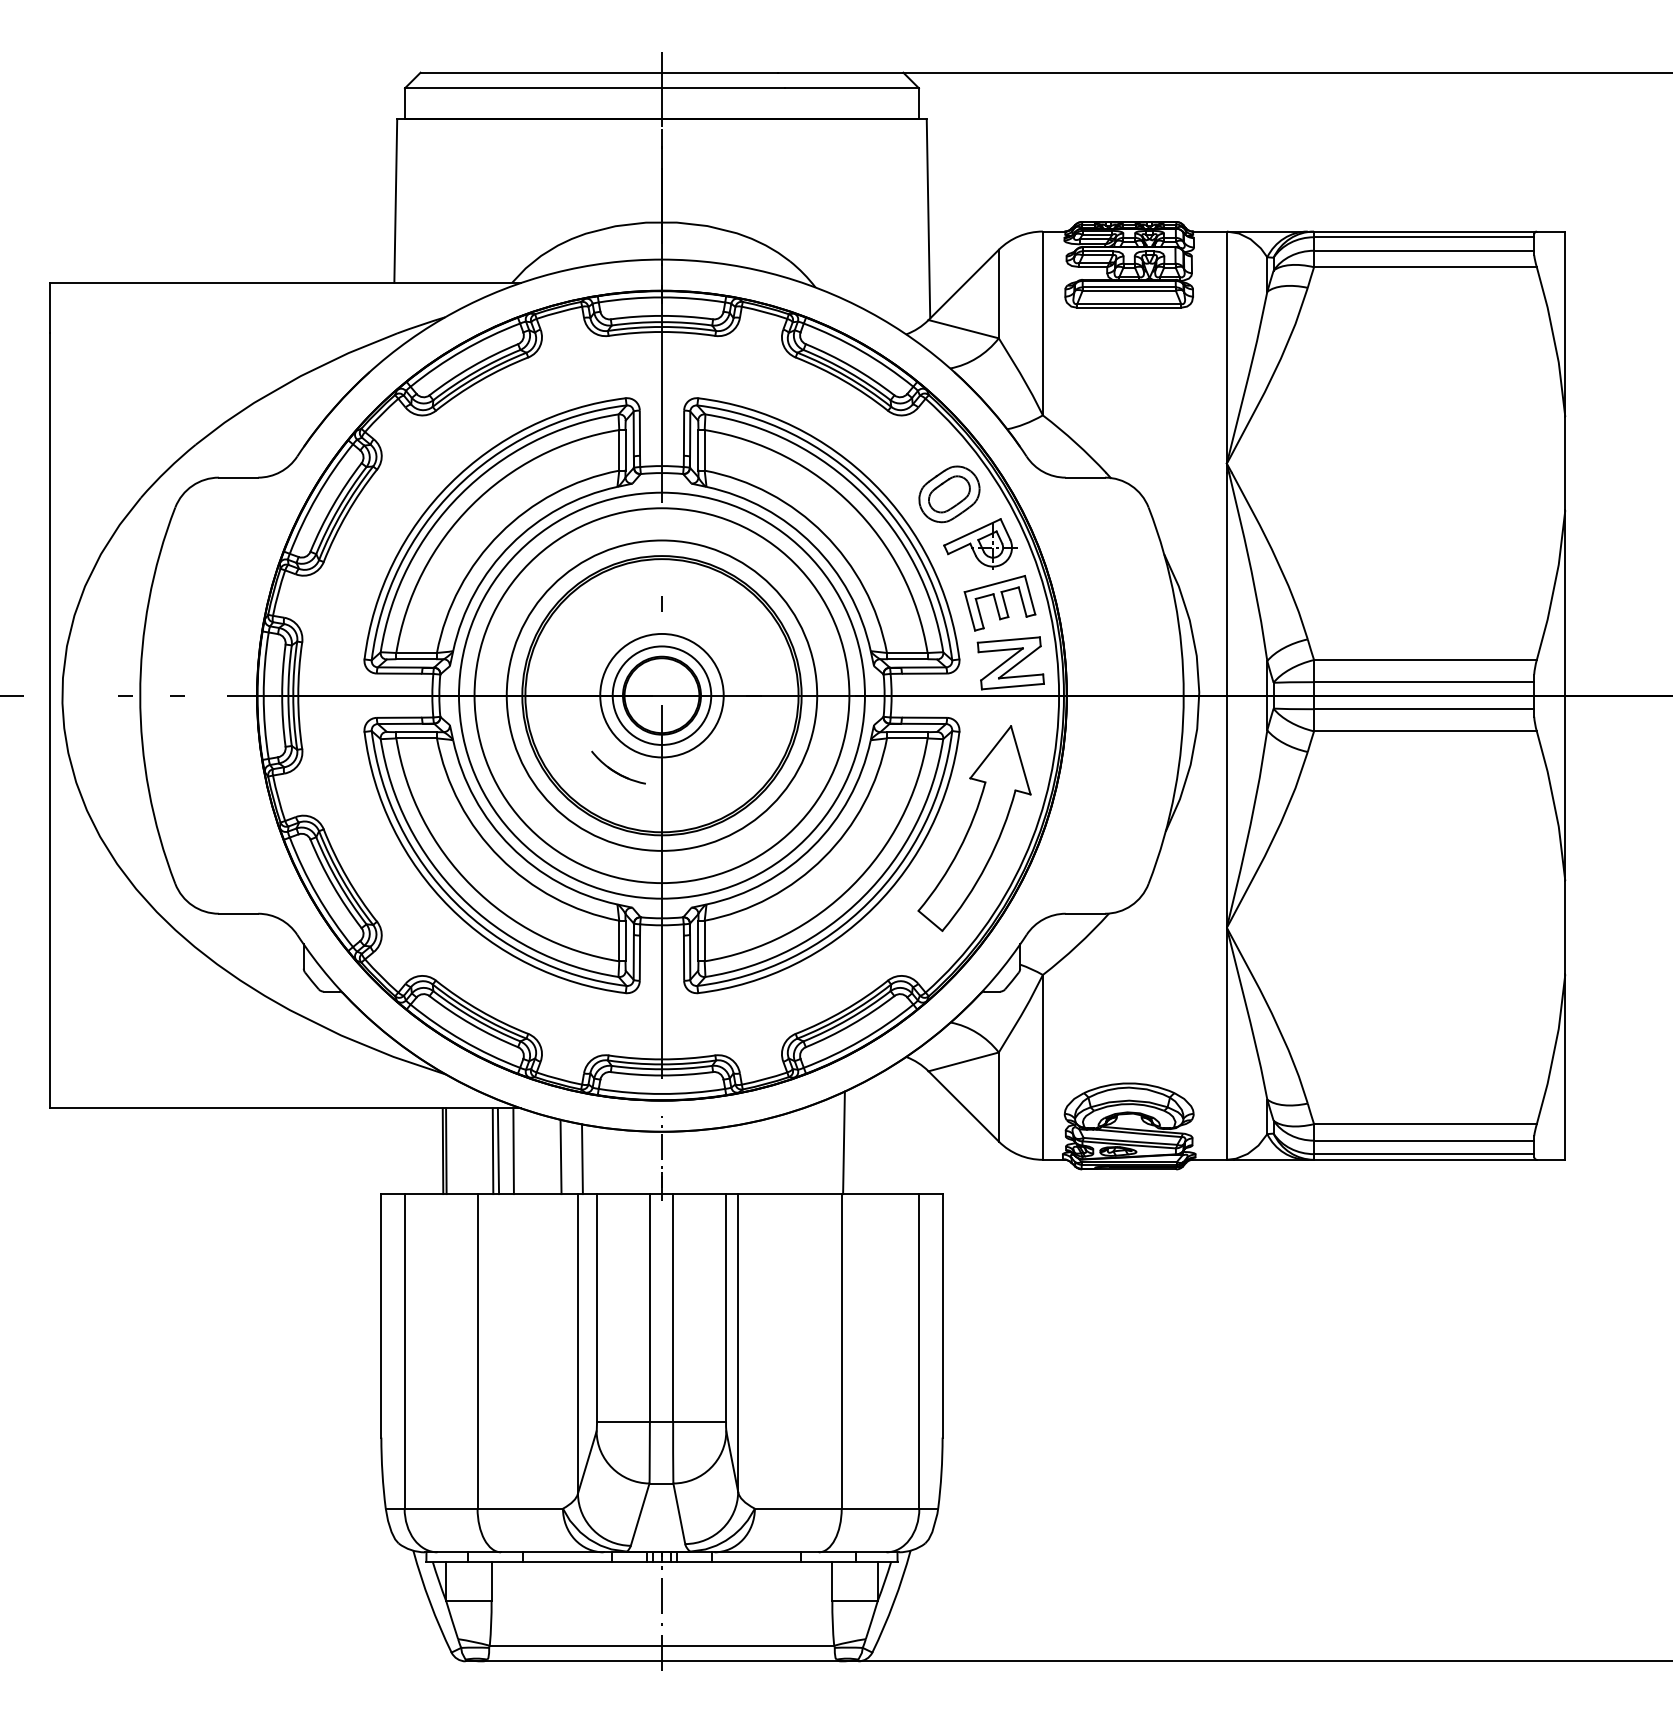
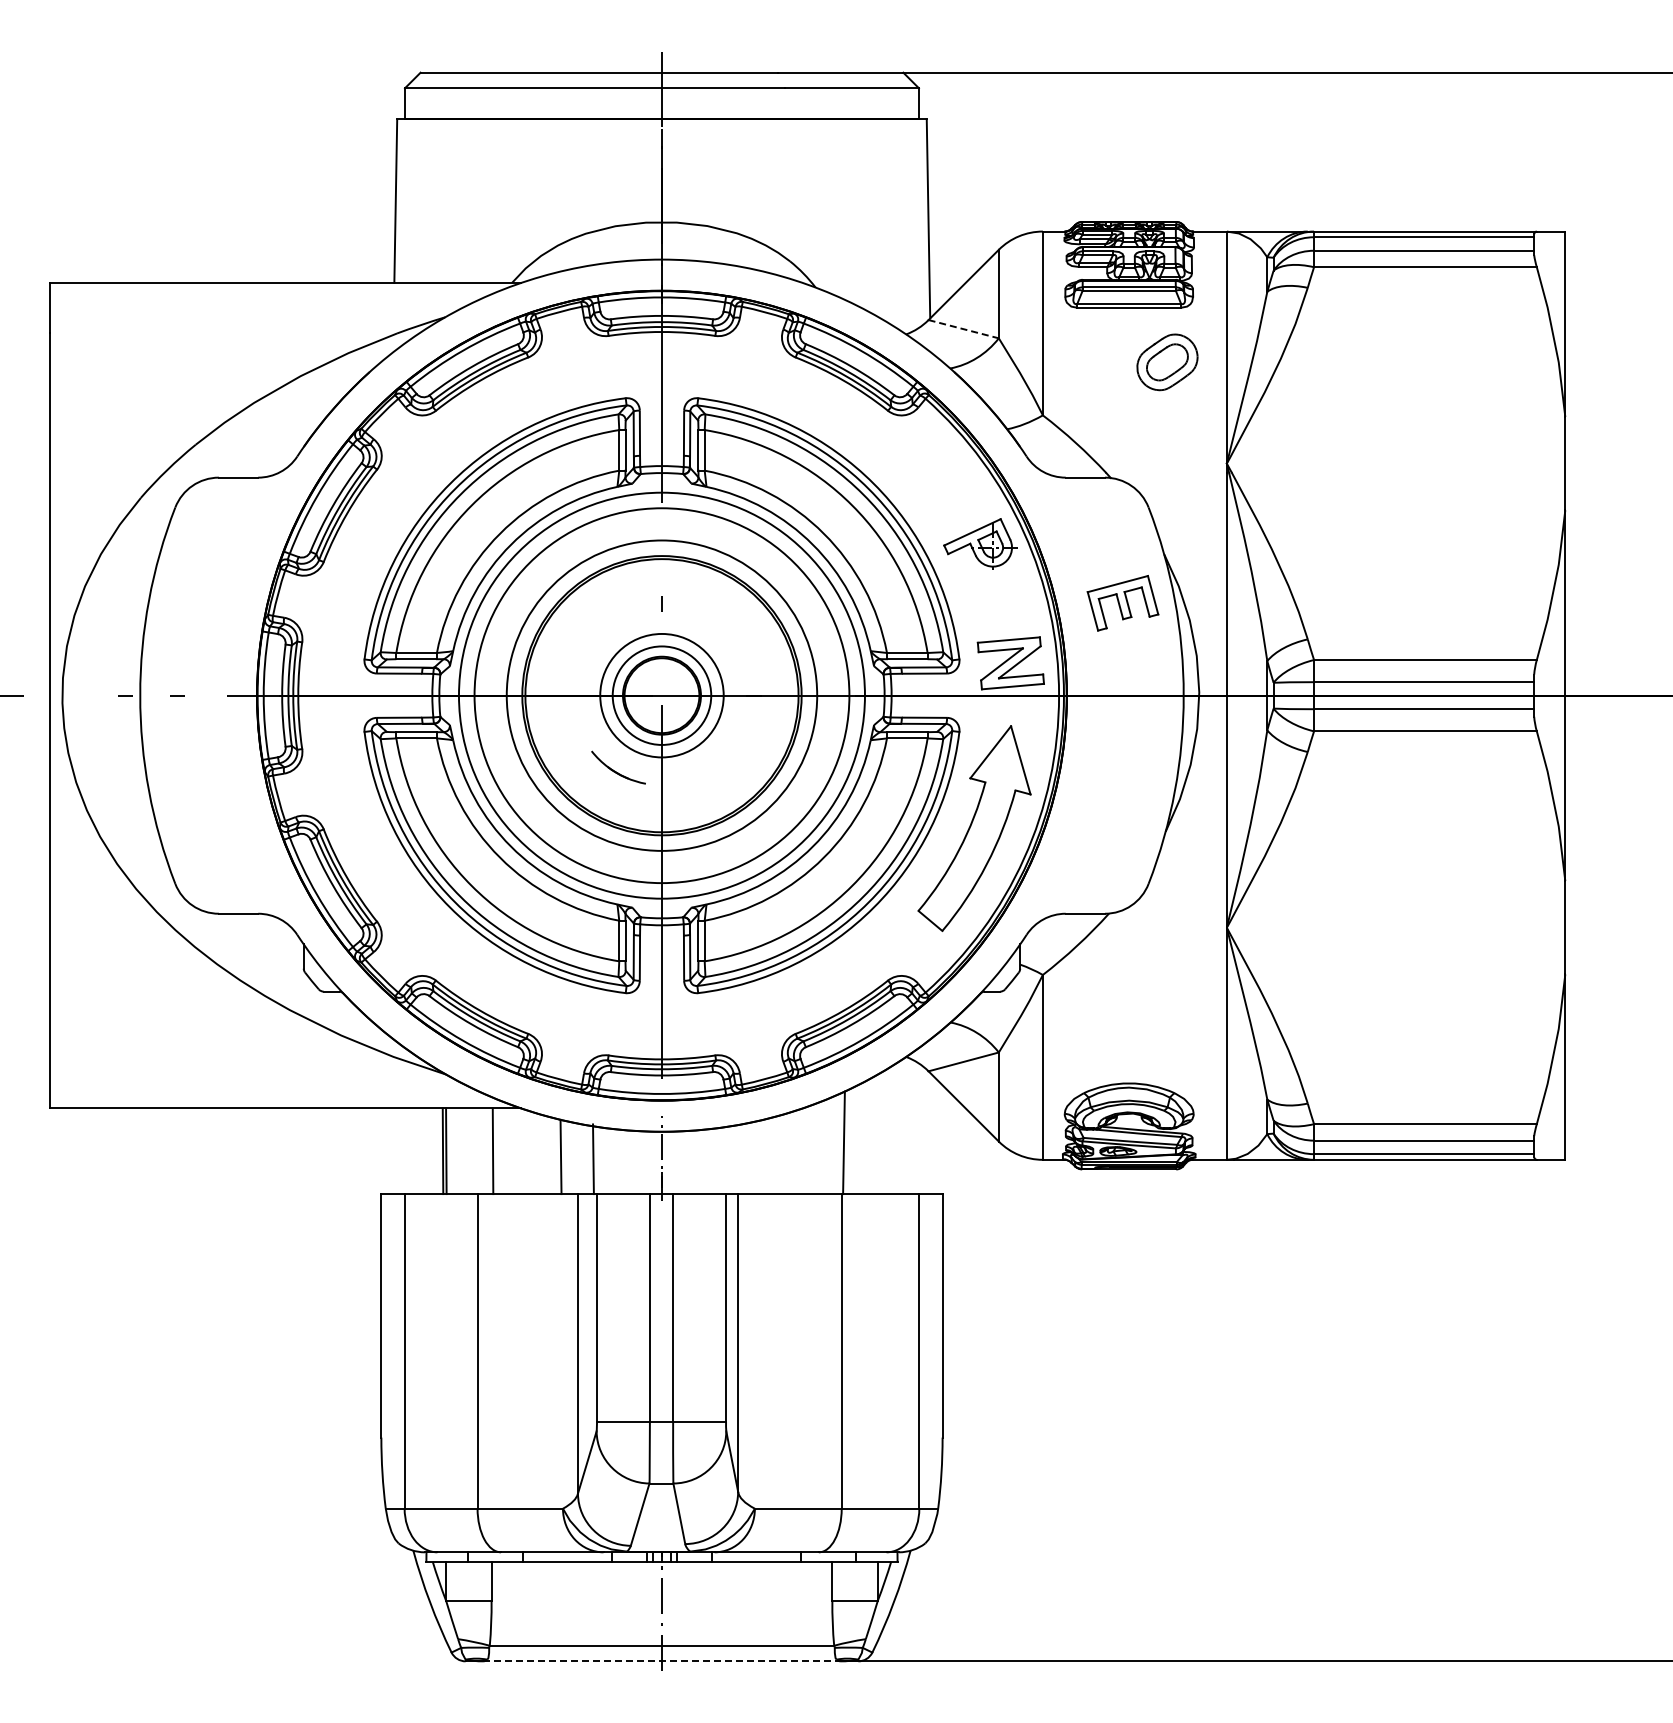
line: solid -> dashed (964, 329)
part position: (949, 494) -> (1167, 362) (1167, 362)
part position: (999, 603) -> (1122, 603) (1122, 603)
line: present -> none (498, 1151)
line: present -> none (513, 1151)
line position: (582, 1159) -> (593, 1159) (593, 1159)
line: solid -> dashed (661, 1661)
